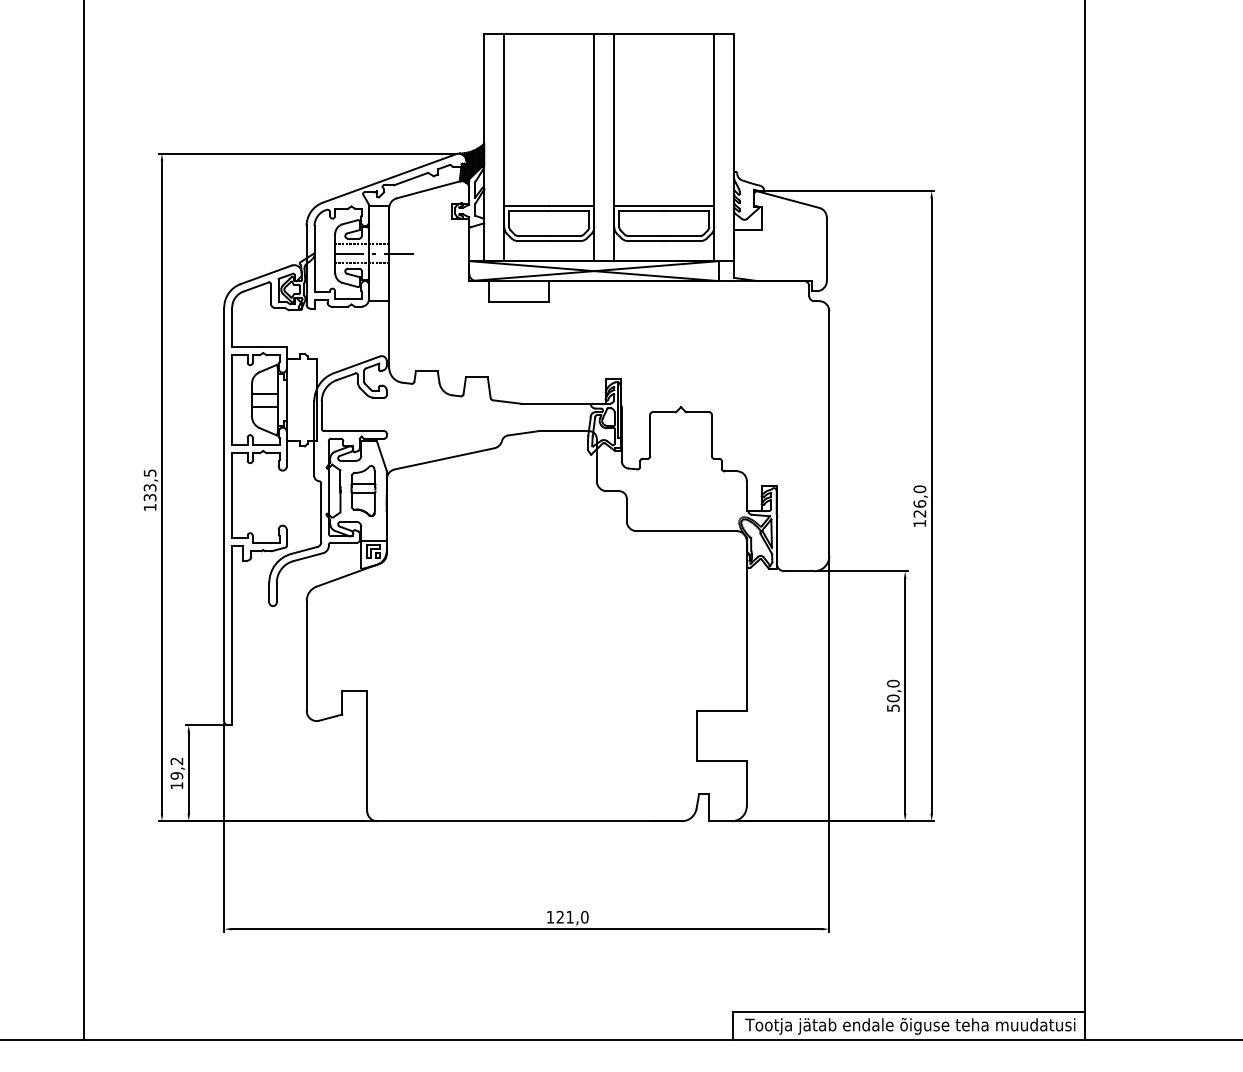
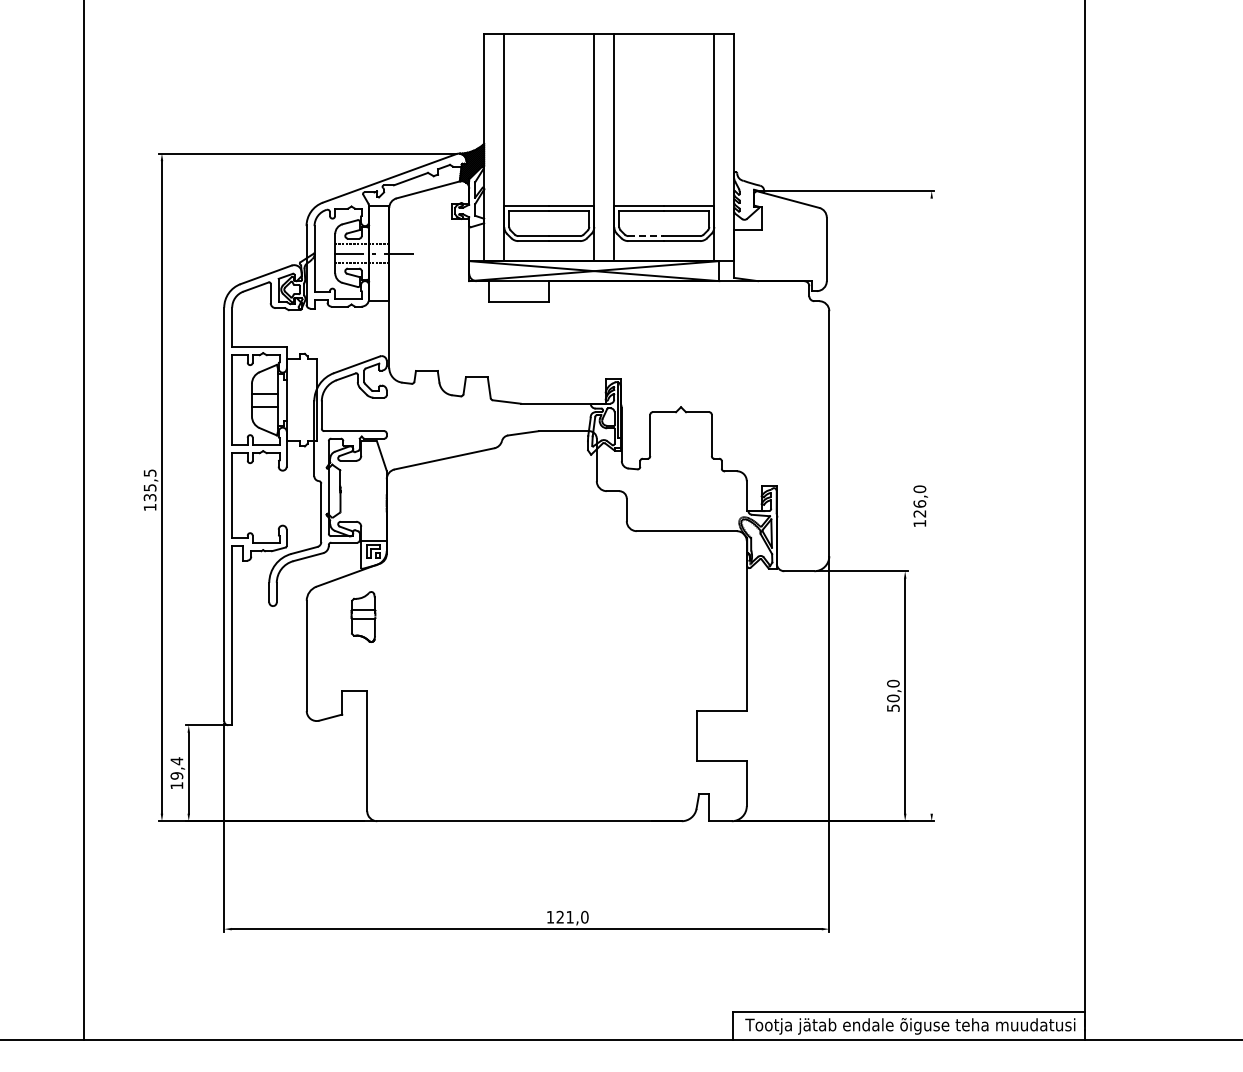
line: solid -> dashed (646, 236)
text: 133,5 -> 135,5 (149, 487)
part position: (363, 490) -> (363, 616) (363, 616)
line: present -> none (931, 505)
text: 19,2 -> 19,4 (176, 761)
